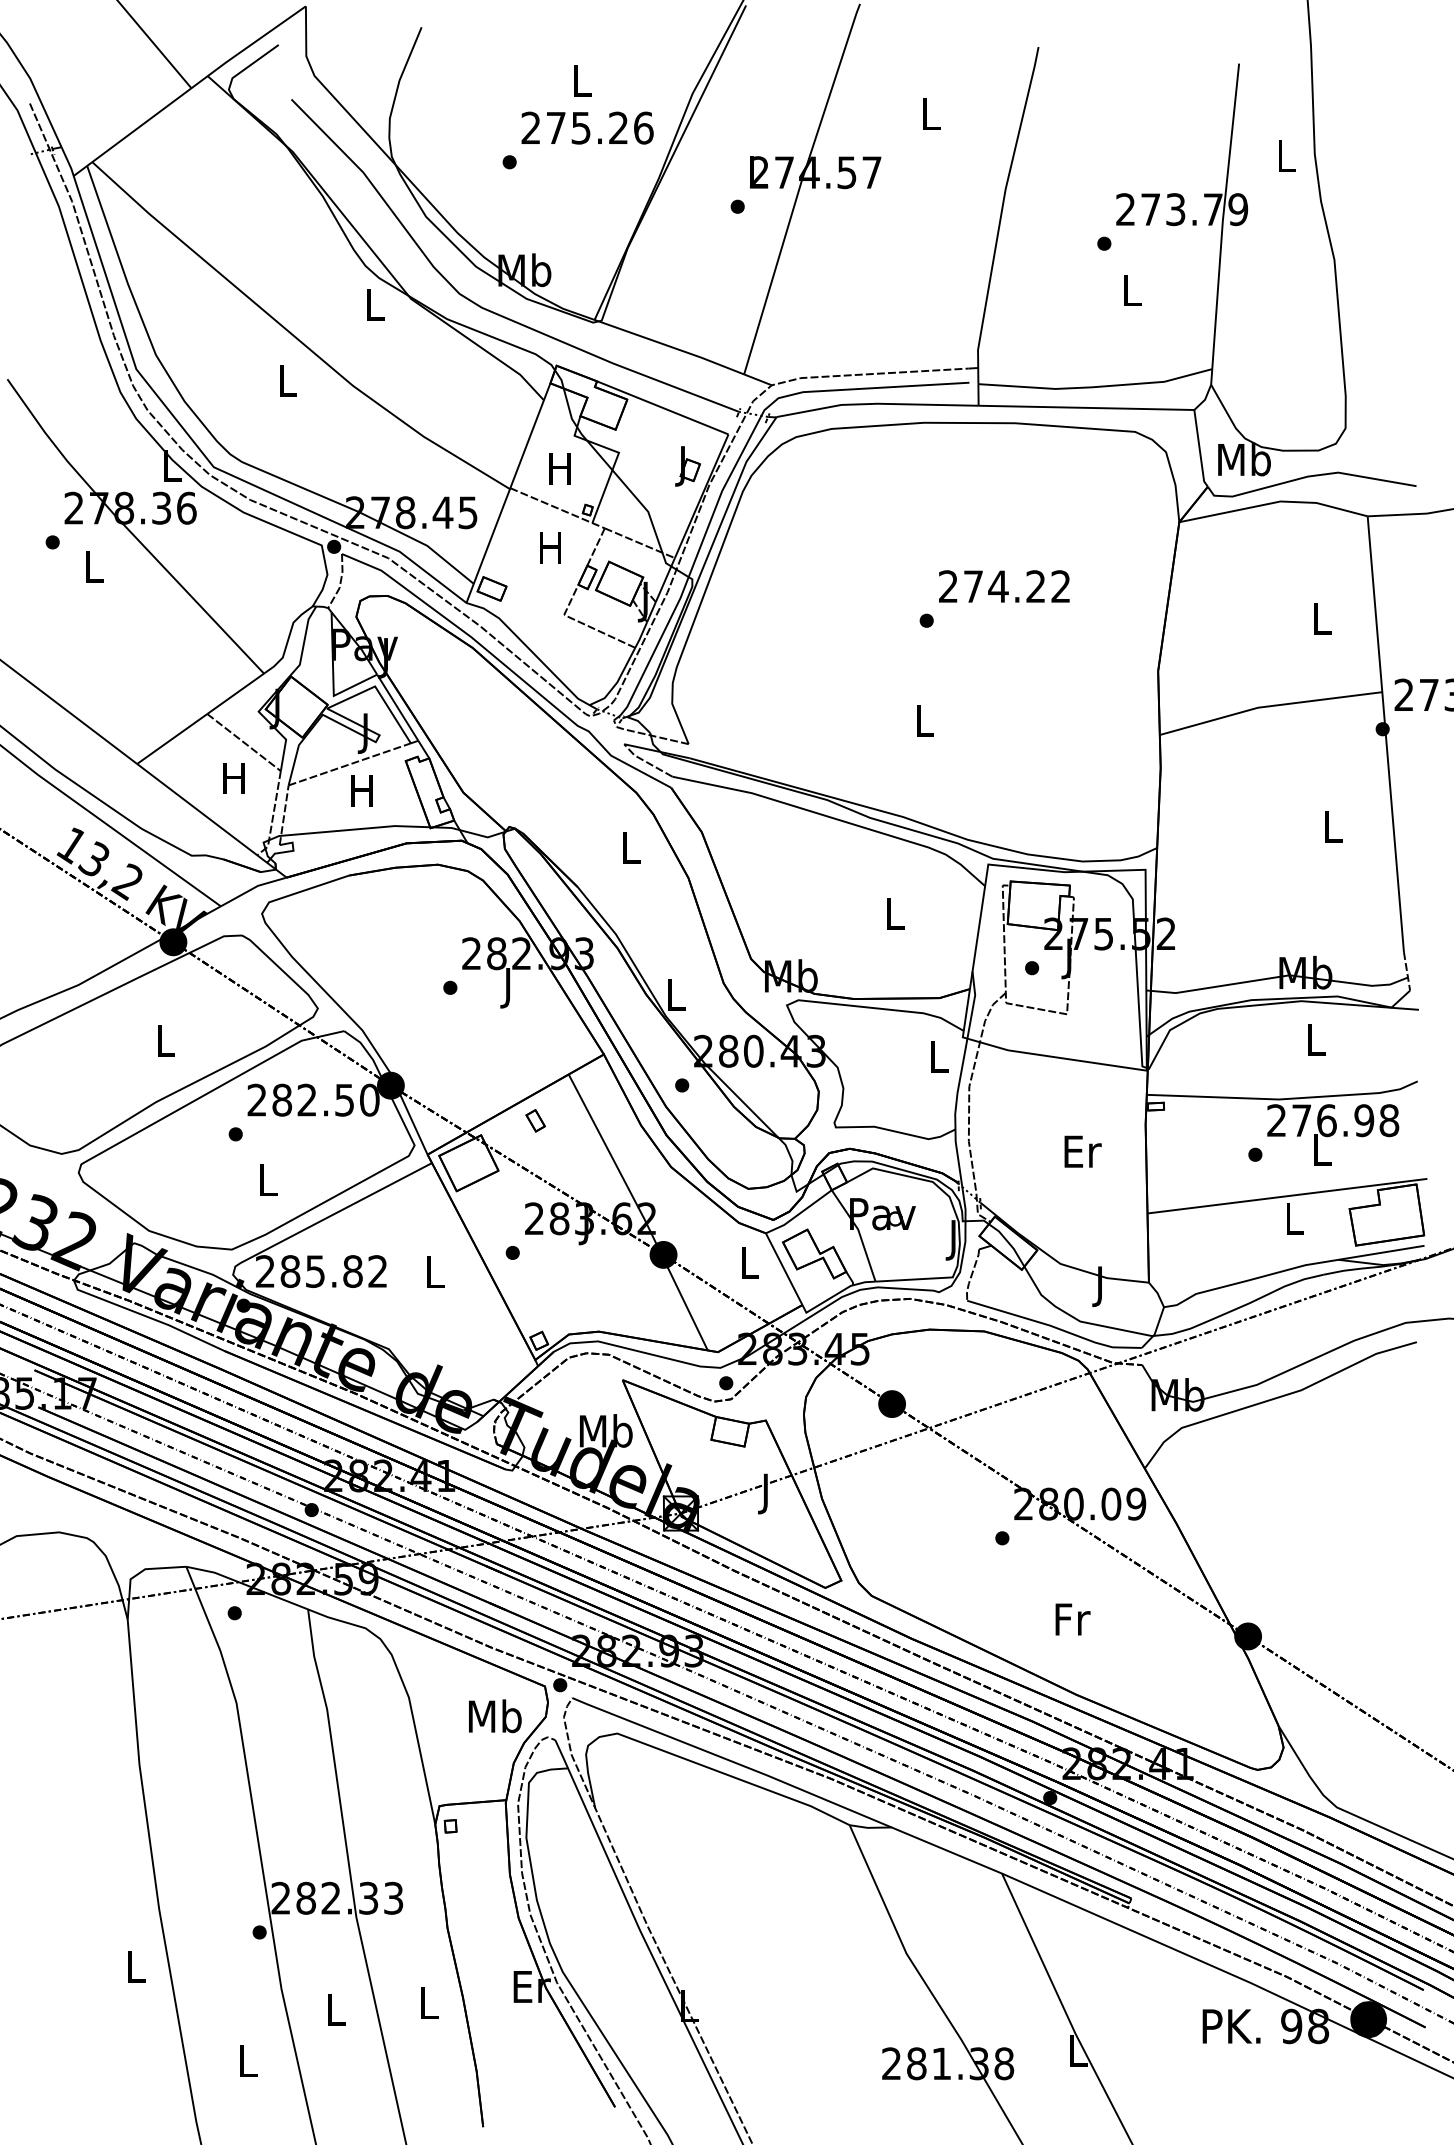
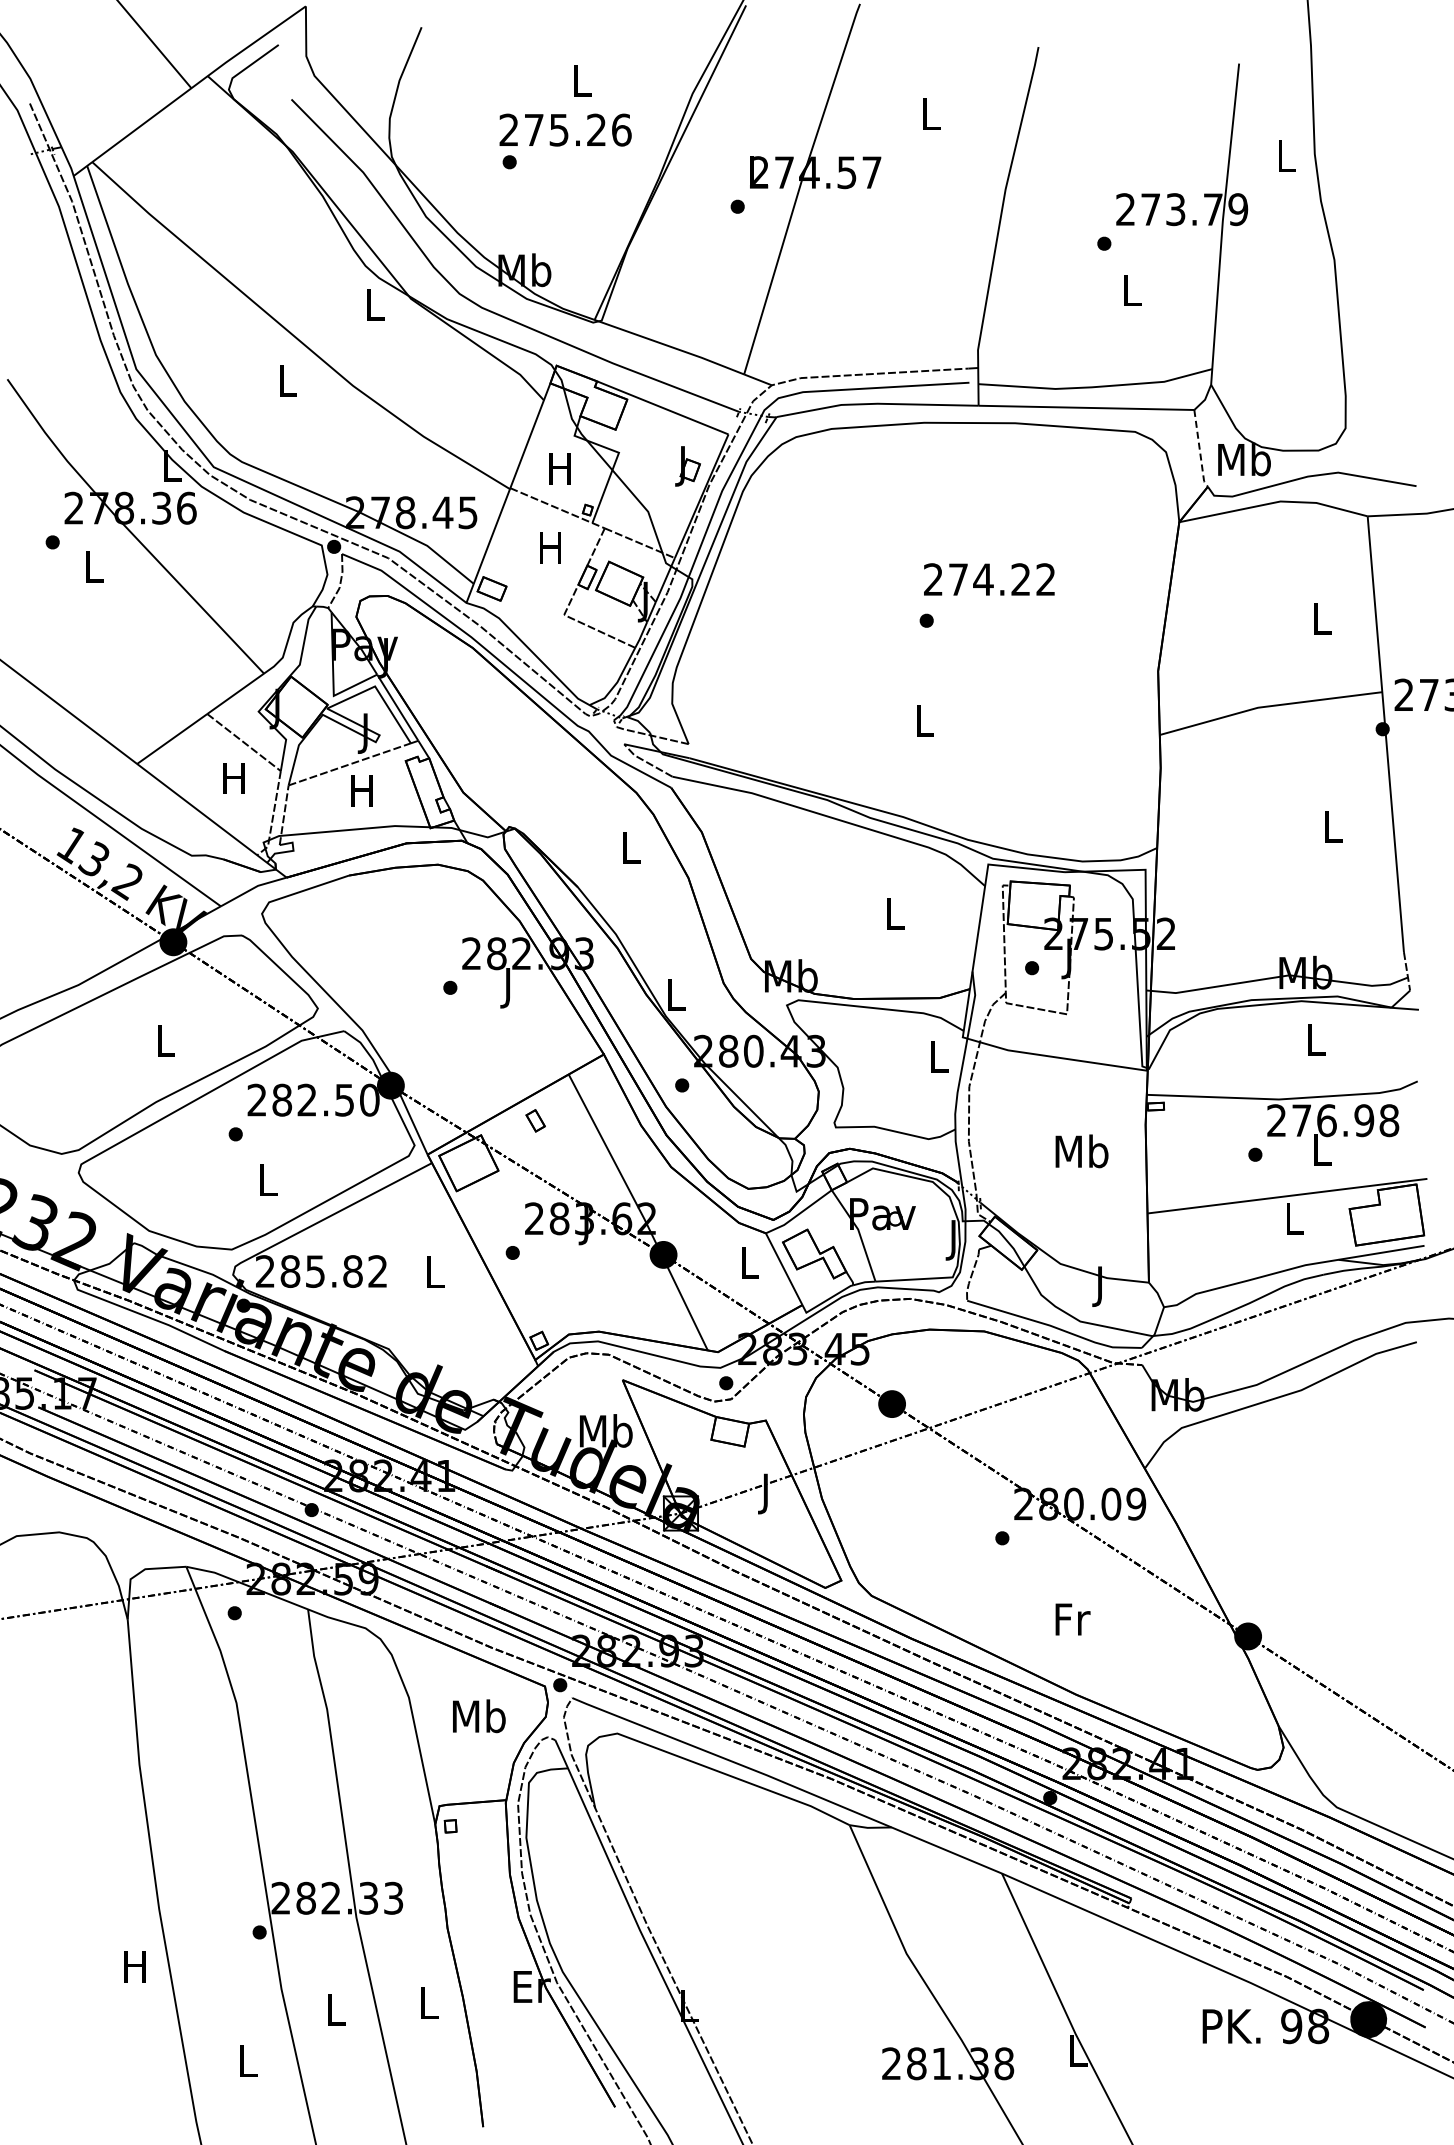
text position: (587, 127) -> (565, 129) (565, 129)
line: solid -> dashed (1199, 450)
text position: (1004, 586) -> (989, 579) (989, 579)
text: Er -> Mb (1081, 1151)
text position: (495, 1716) -> (479, 1716) (479, 1716)
text: L -> H (134, 1966)
